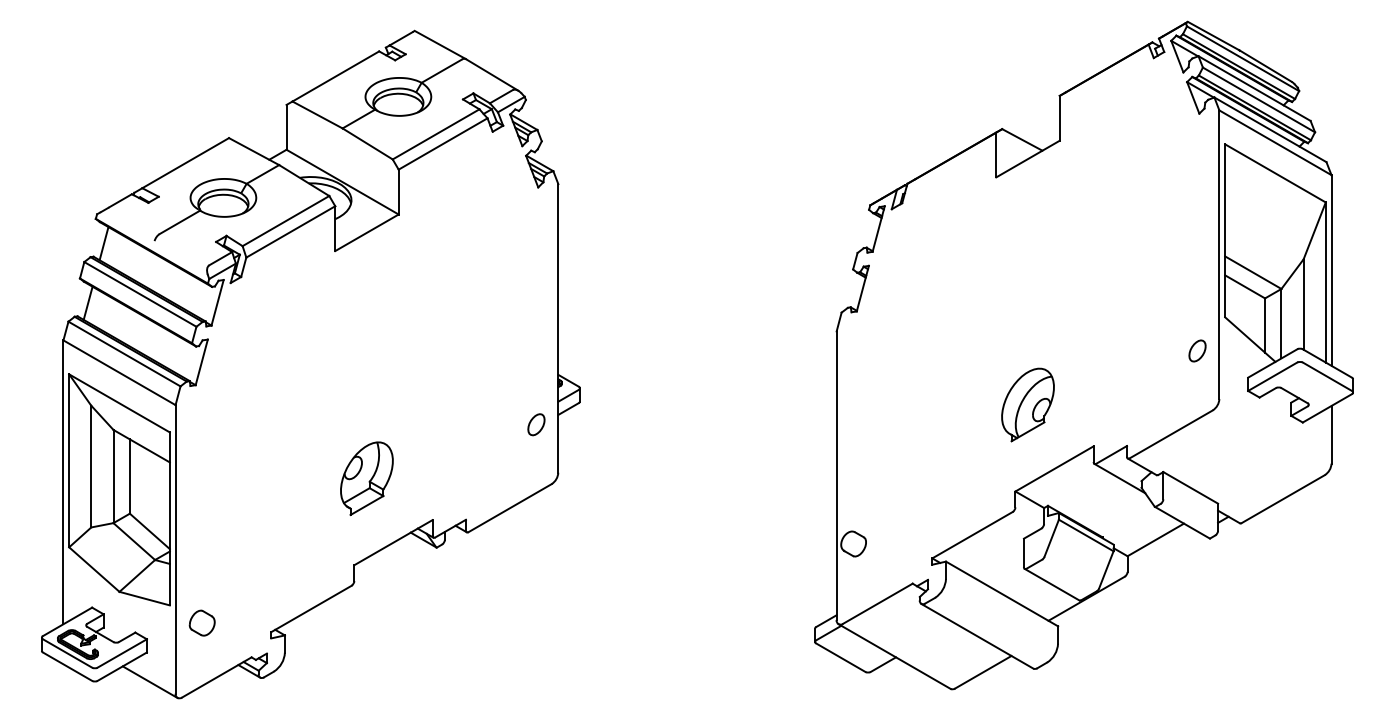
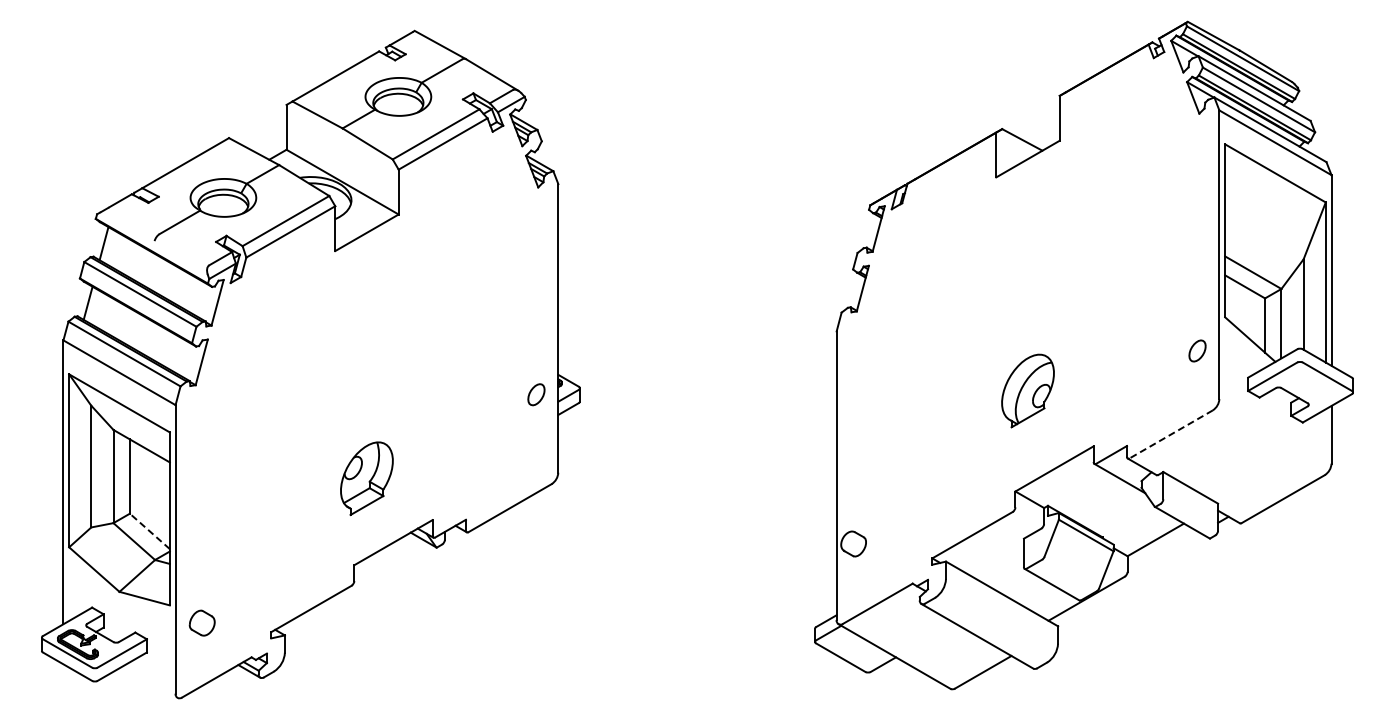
part position: (1027, 404) -> (1027, 390) (1027, 390)
part position: (536, 424) -> (536, 394) (536, 394)
line: solid -> dashed (1171, 434)
line: solid -> dashed (149, 531)
line: present -> none (149, 681)
